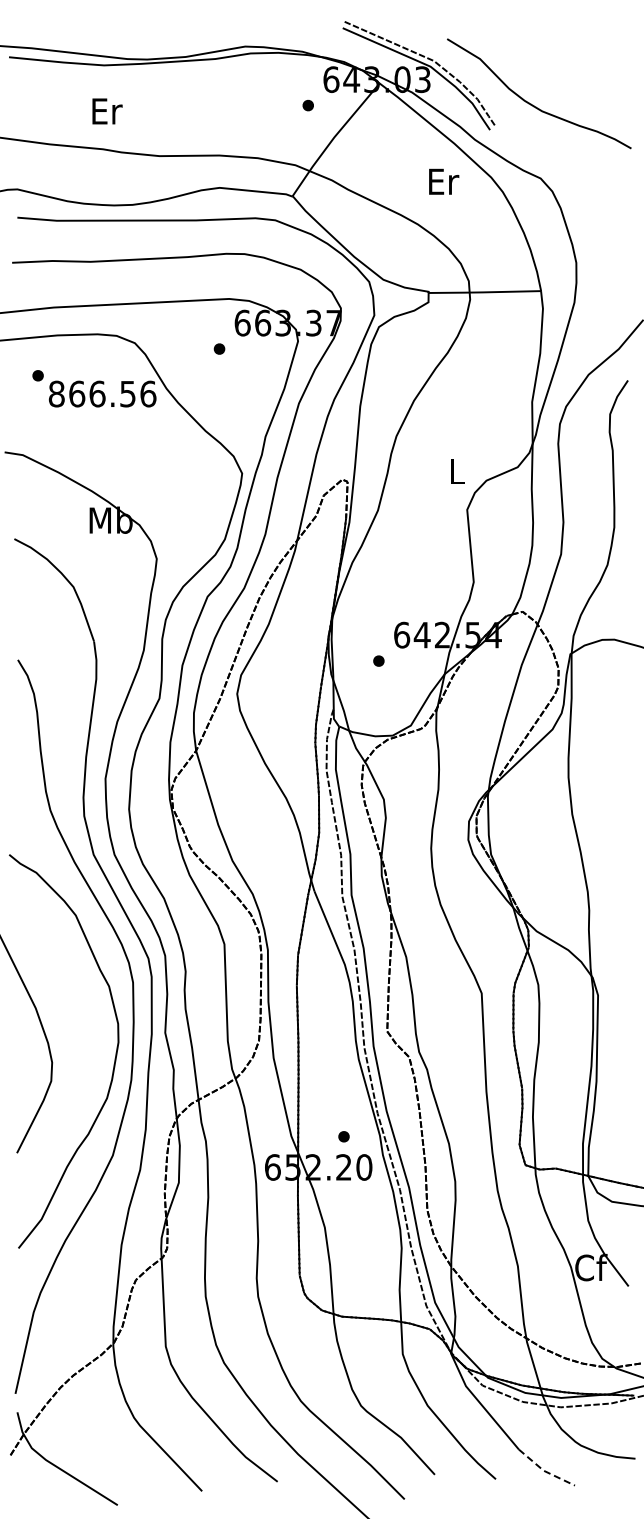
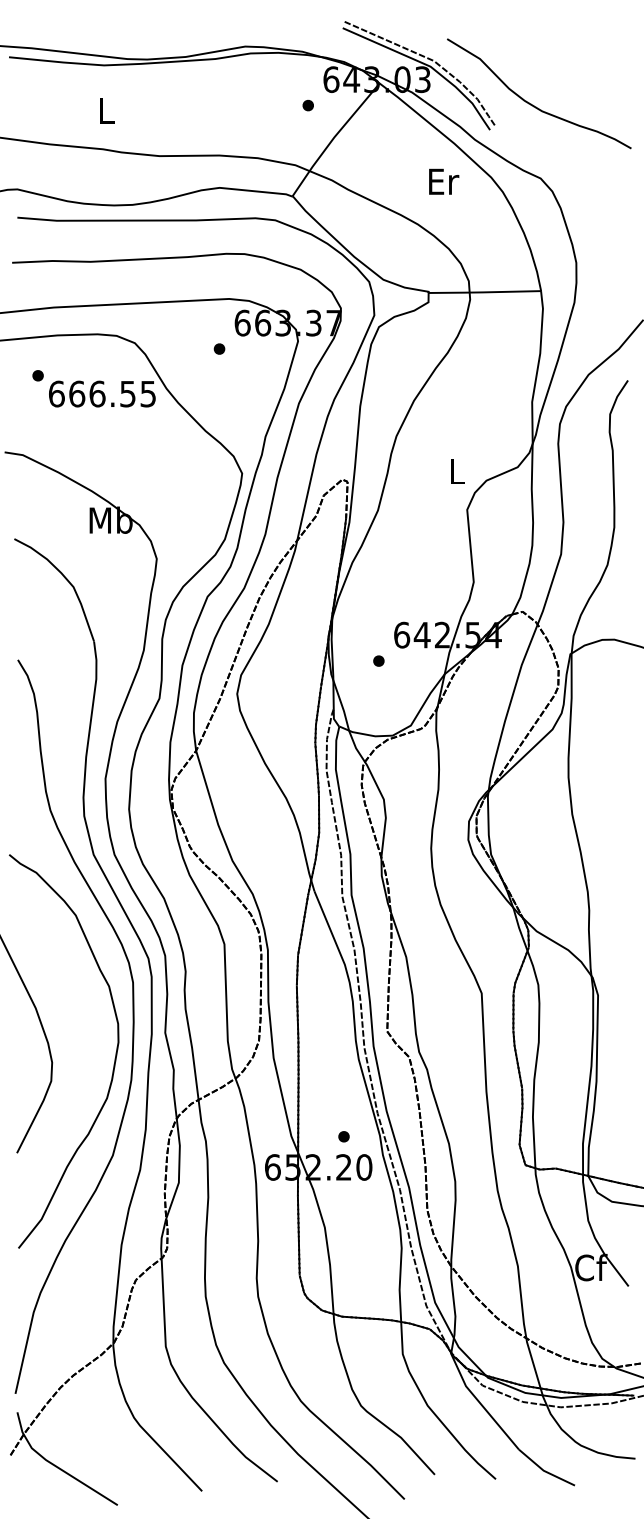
text: Er -> L (107, 111)
text: 866.56 -> 666.55 (102, 393)
line: dashed -> solid (544, 1471)
